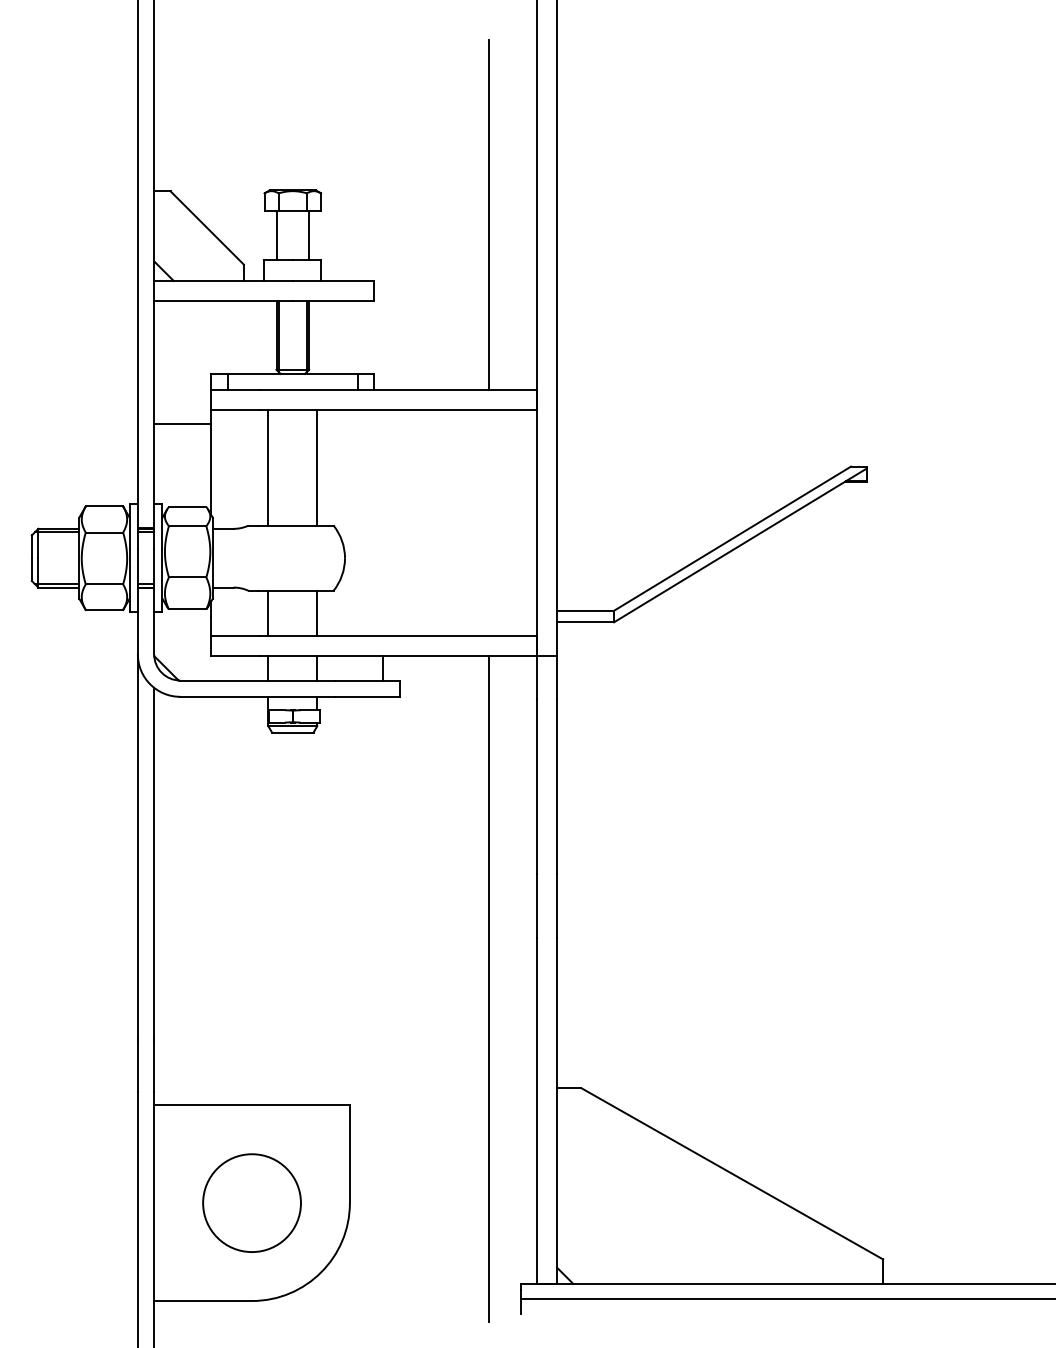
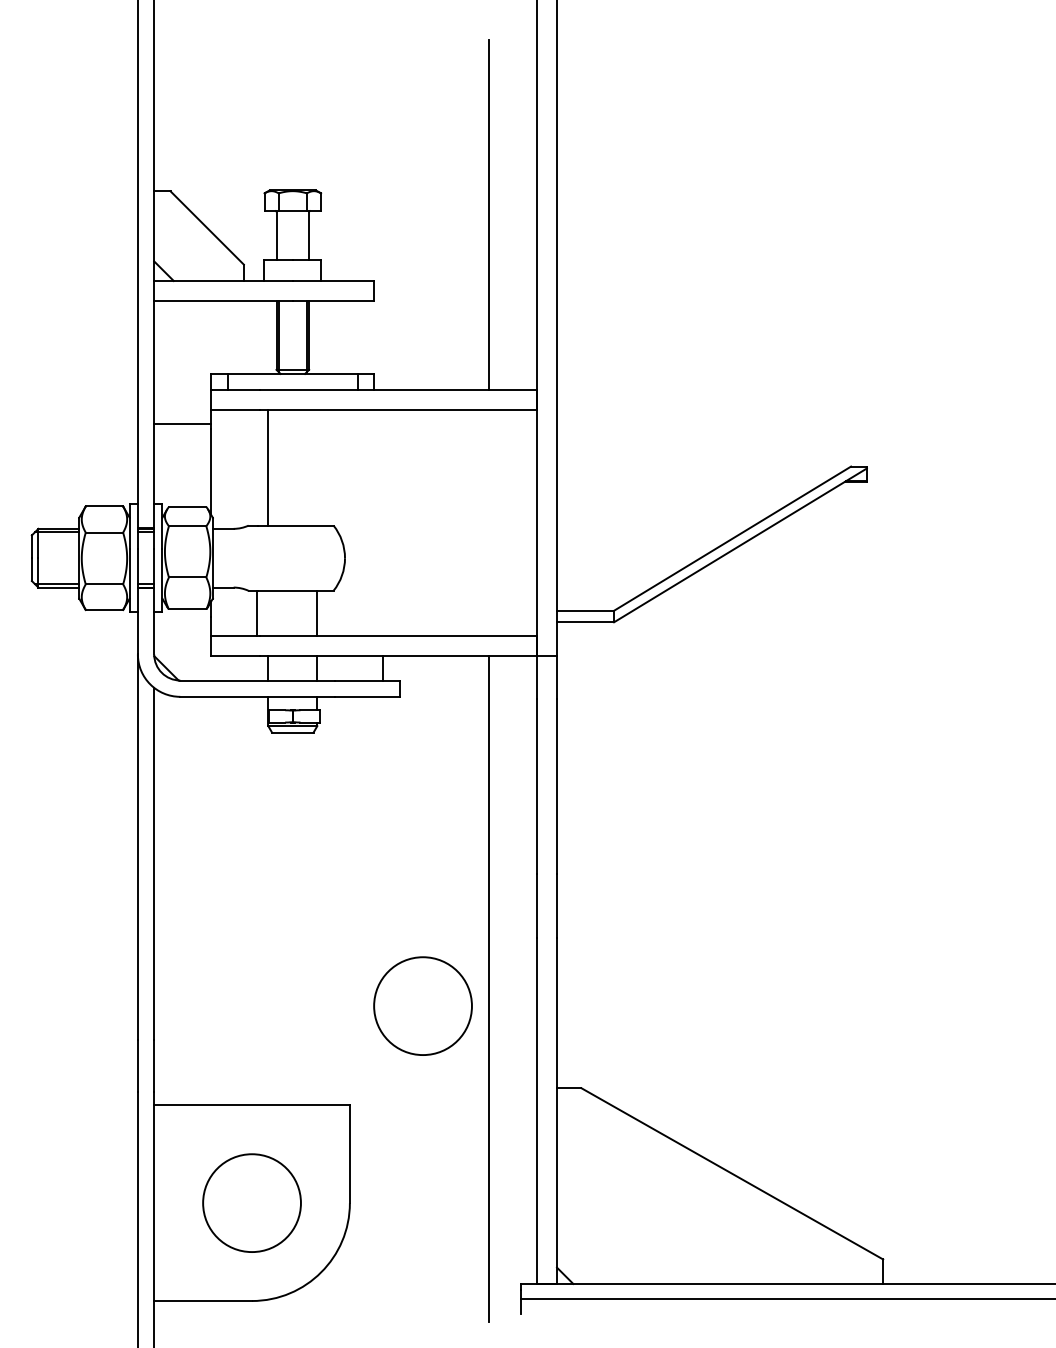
line: present -> none (317, 467)
line position: (268, 613) -> (257, 613) (257, 613)
circle: none -> present (422, 1005)
